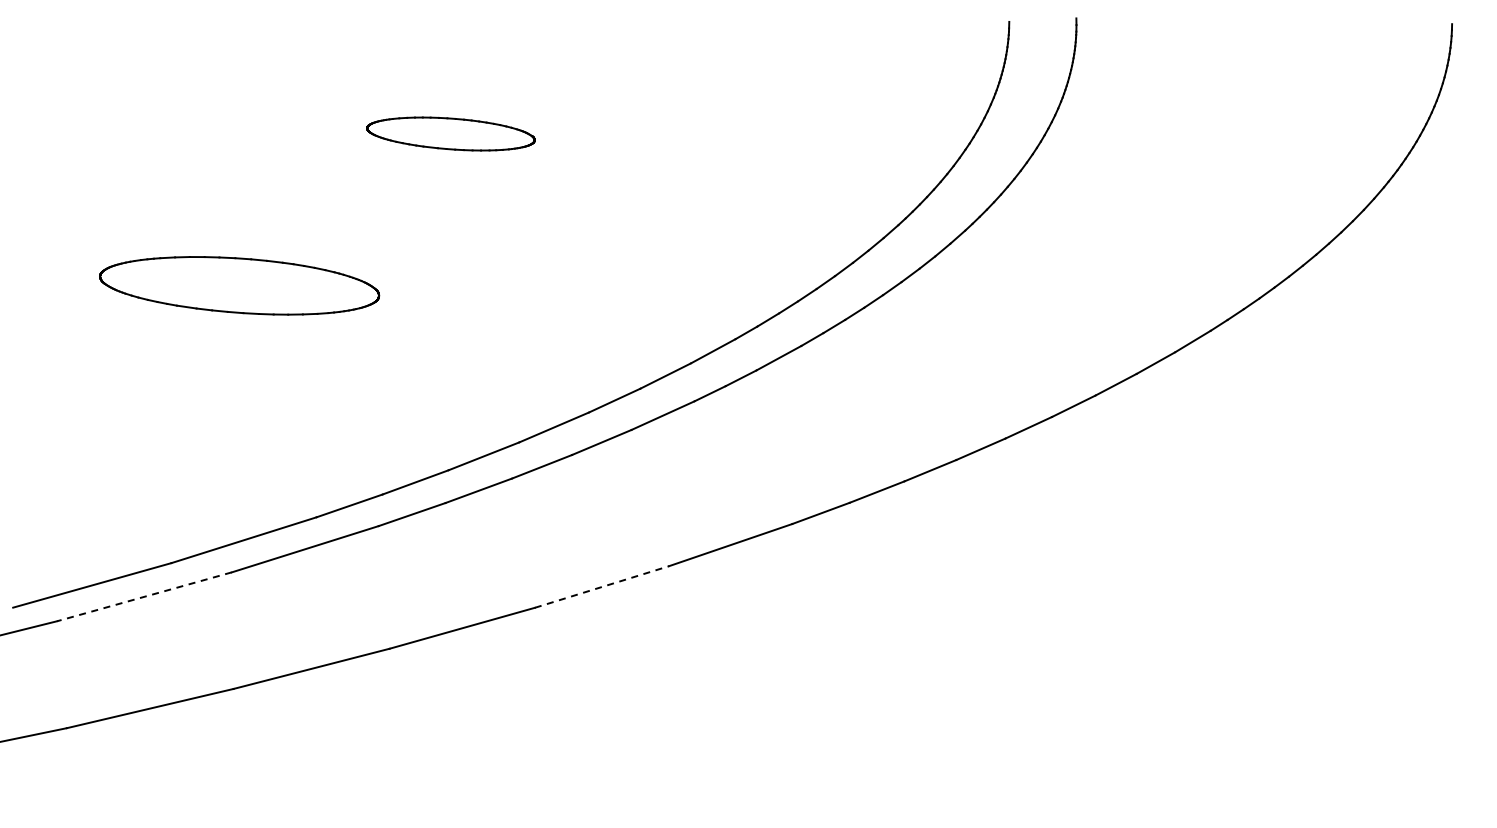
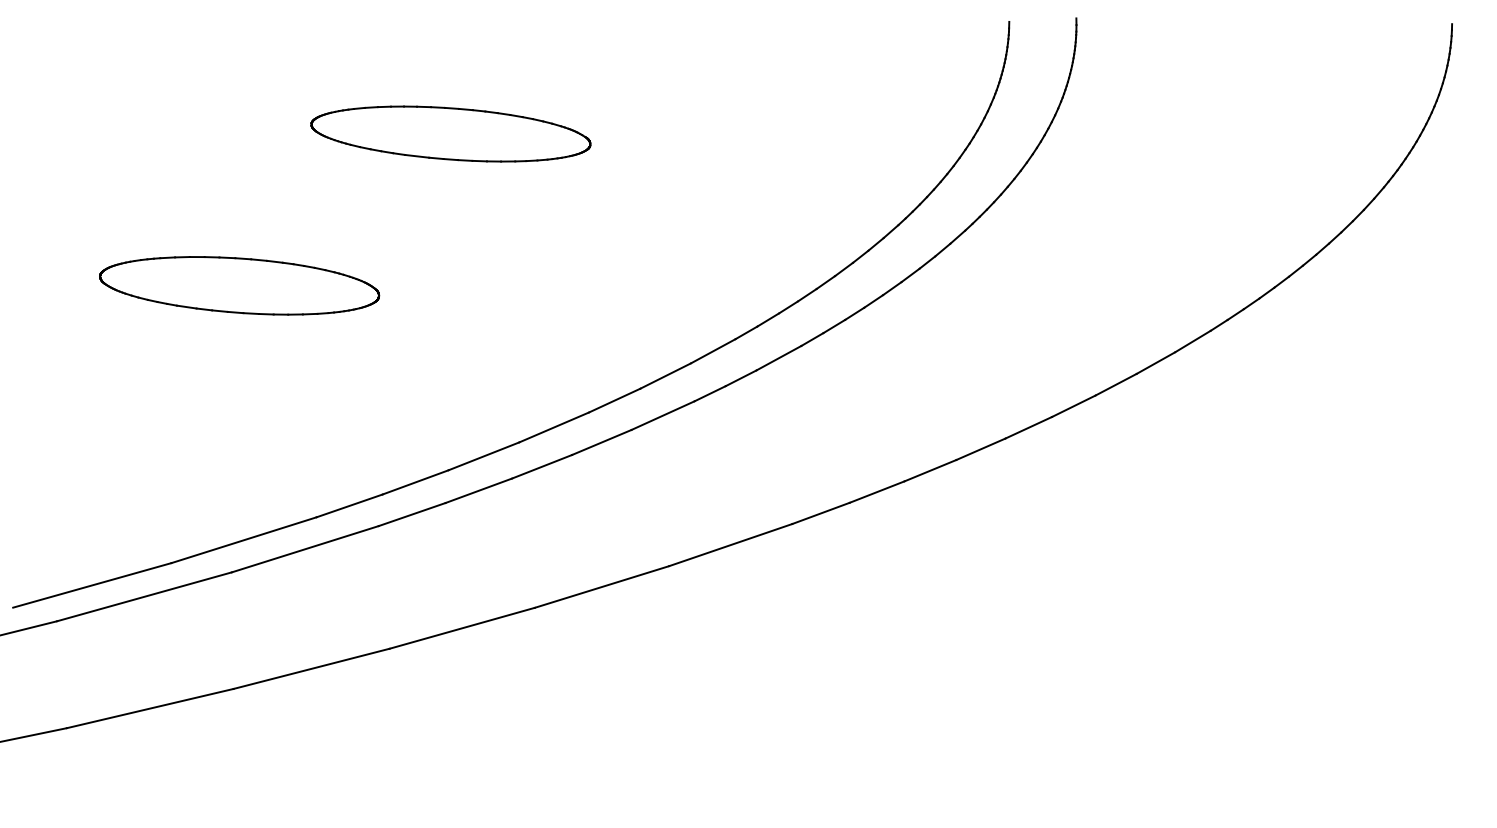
part size: 170x36 px -> 282x58 px (450, 133)
line: dashed -> solid (602, 586)
line: dashed -> solid (144, 596)
